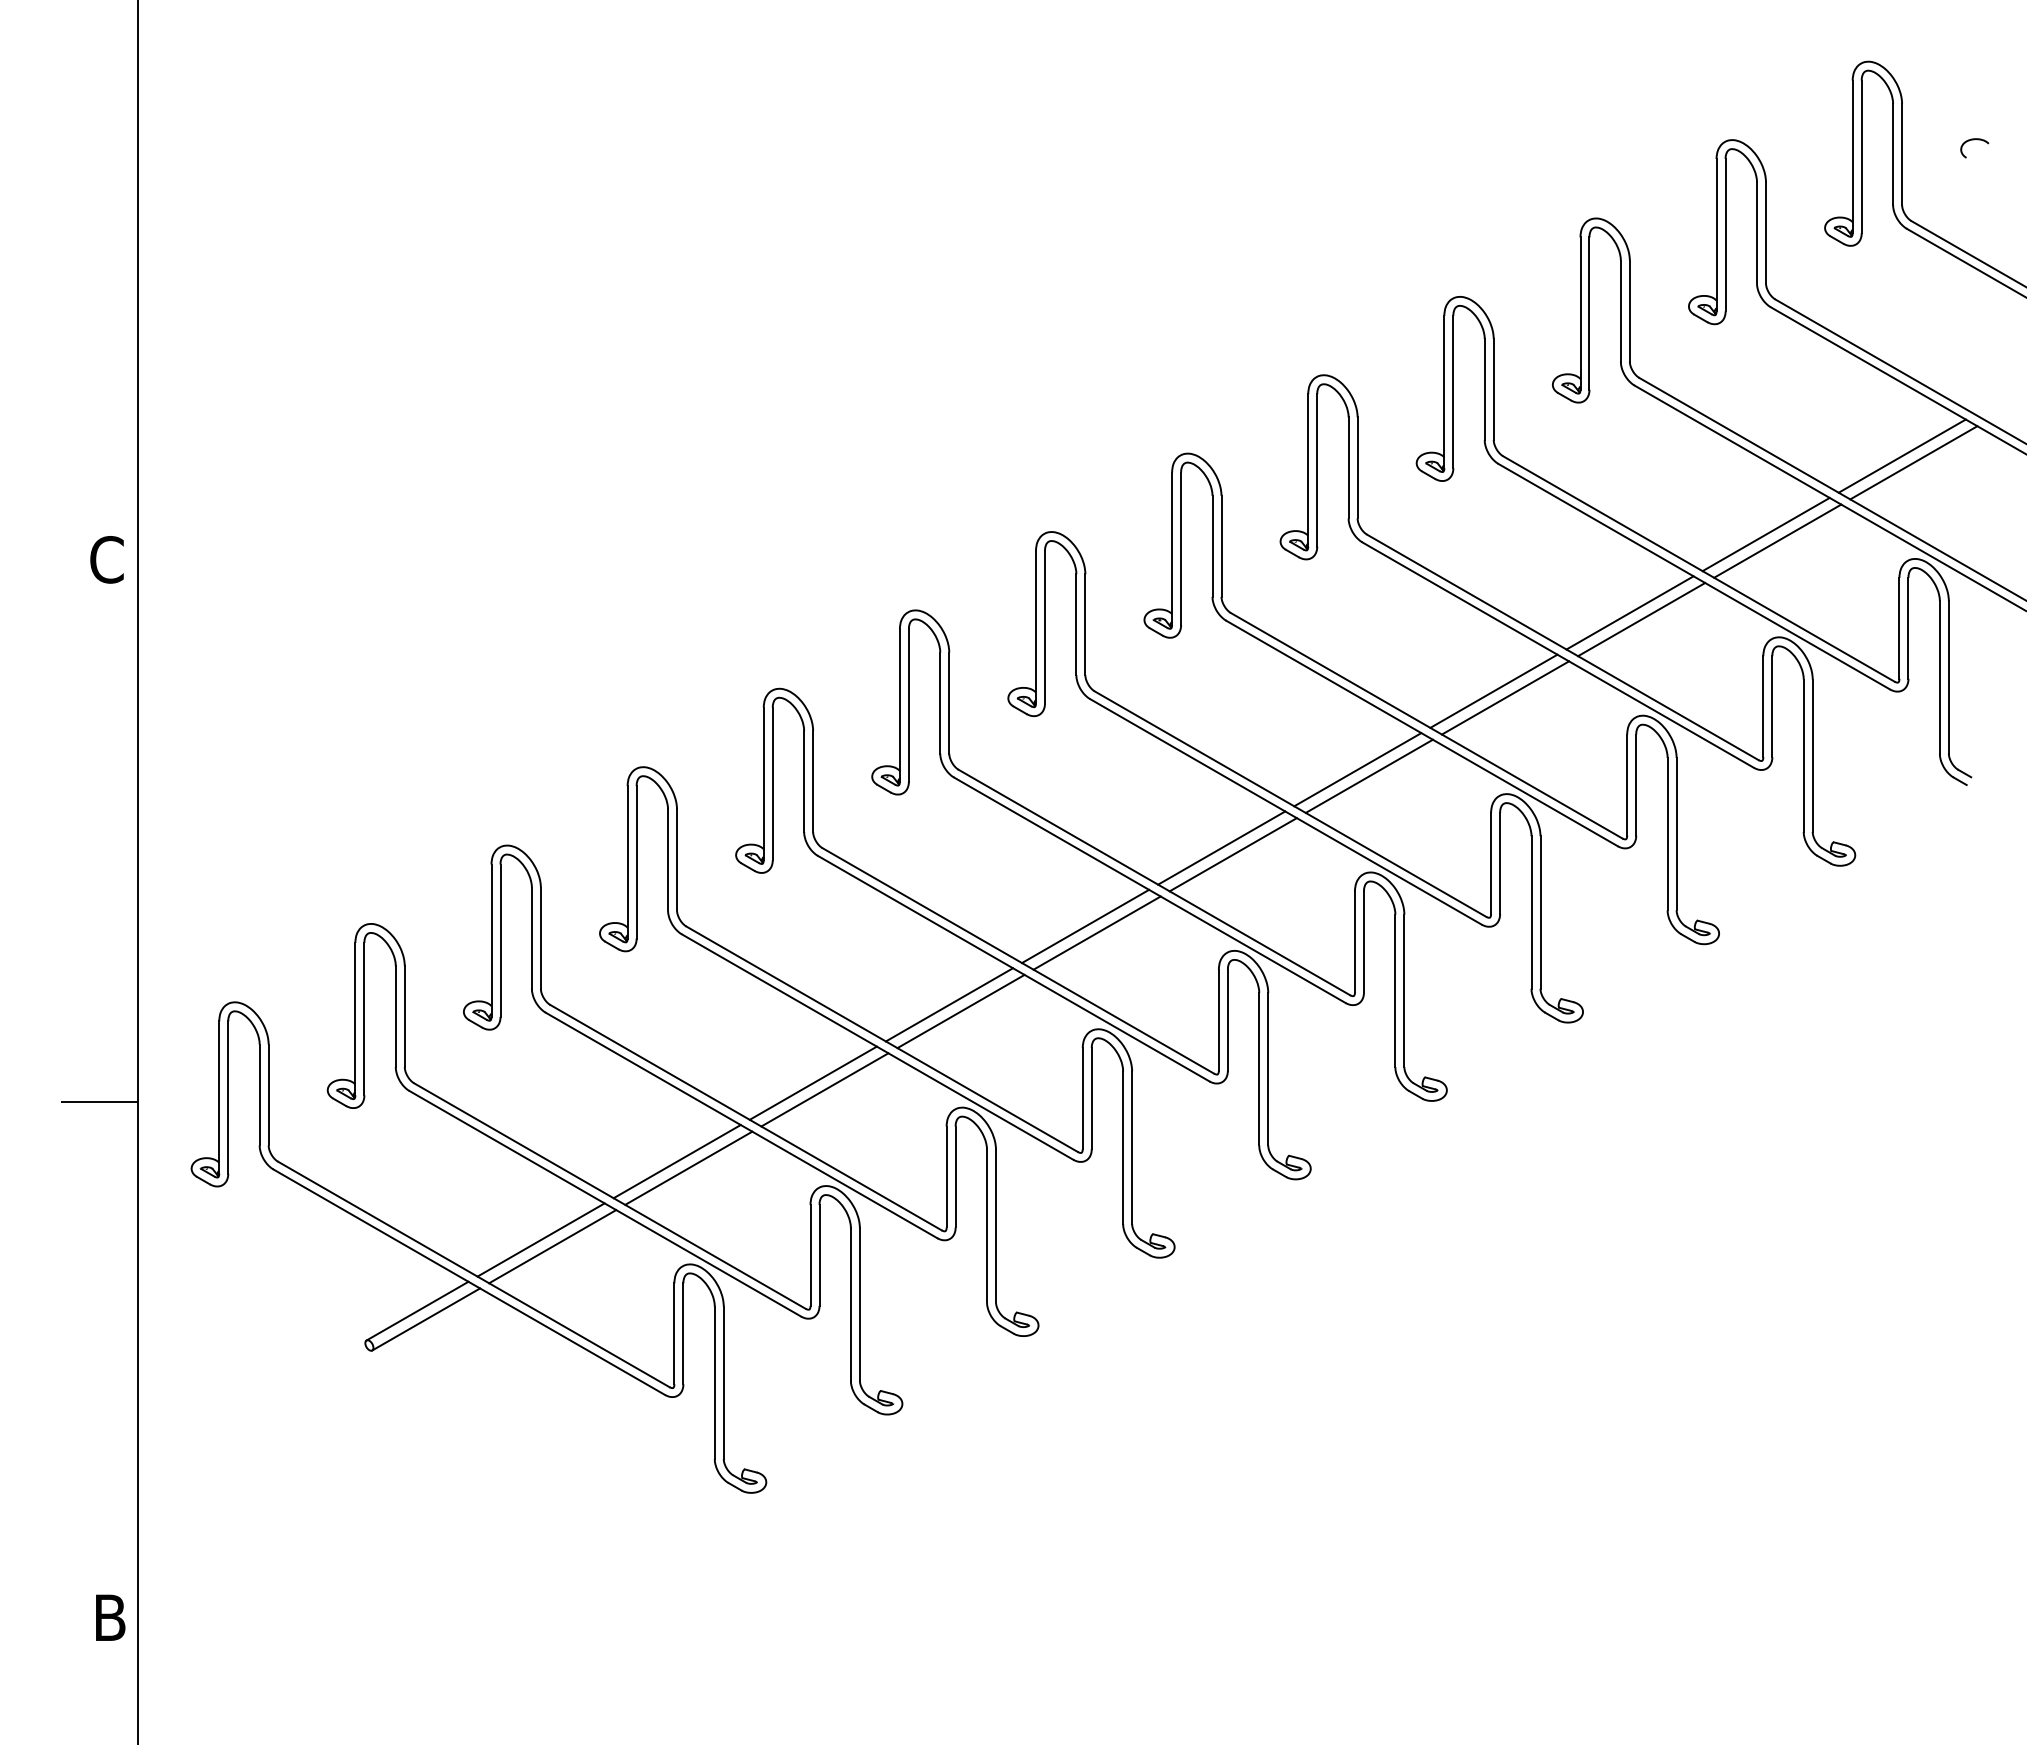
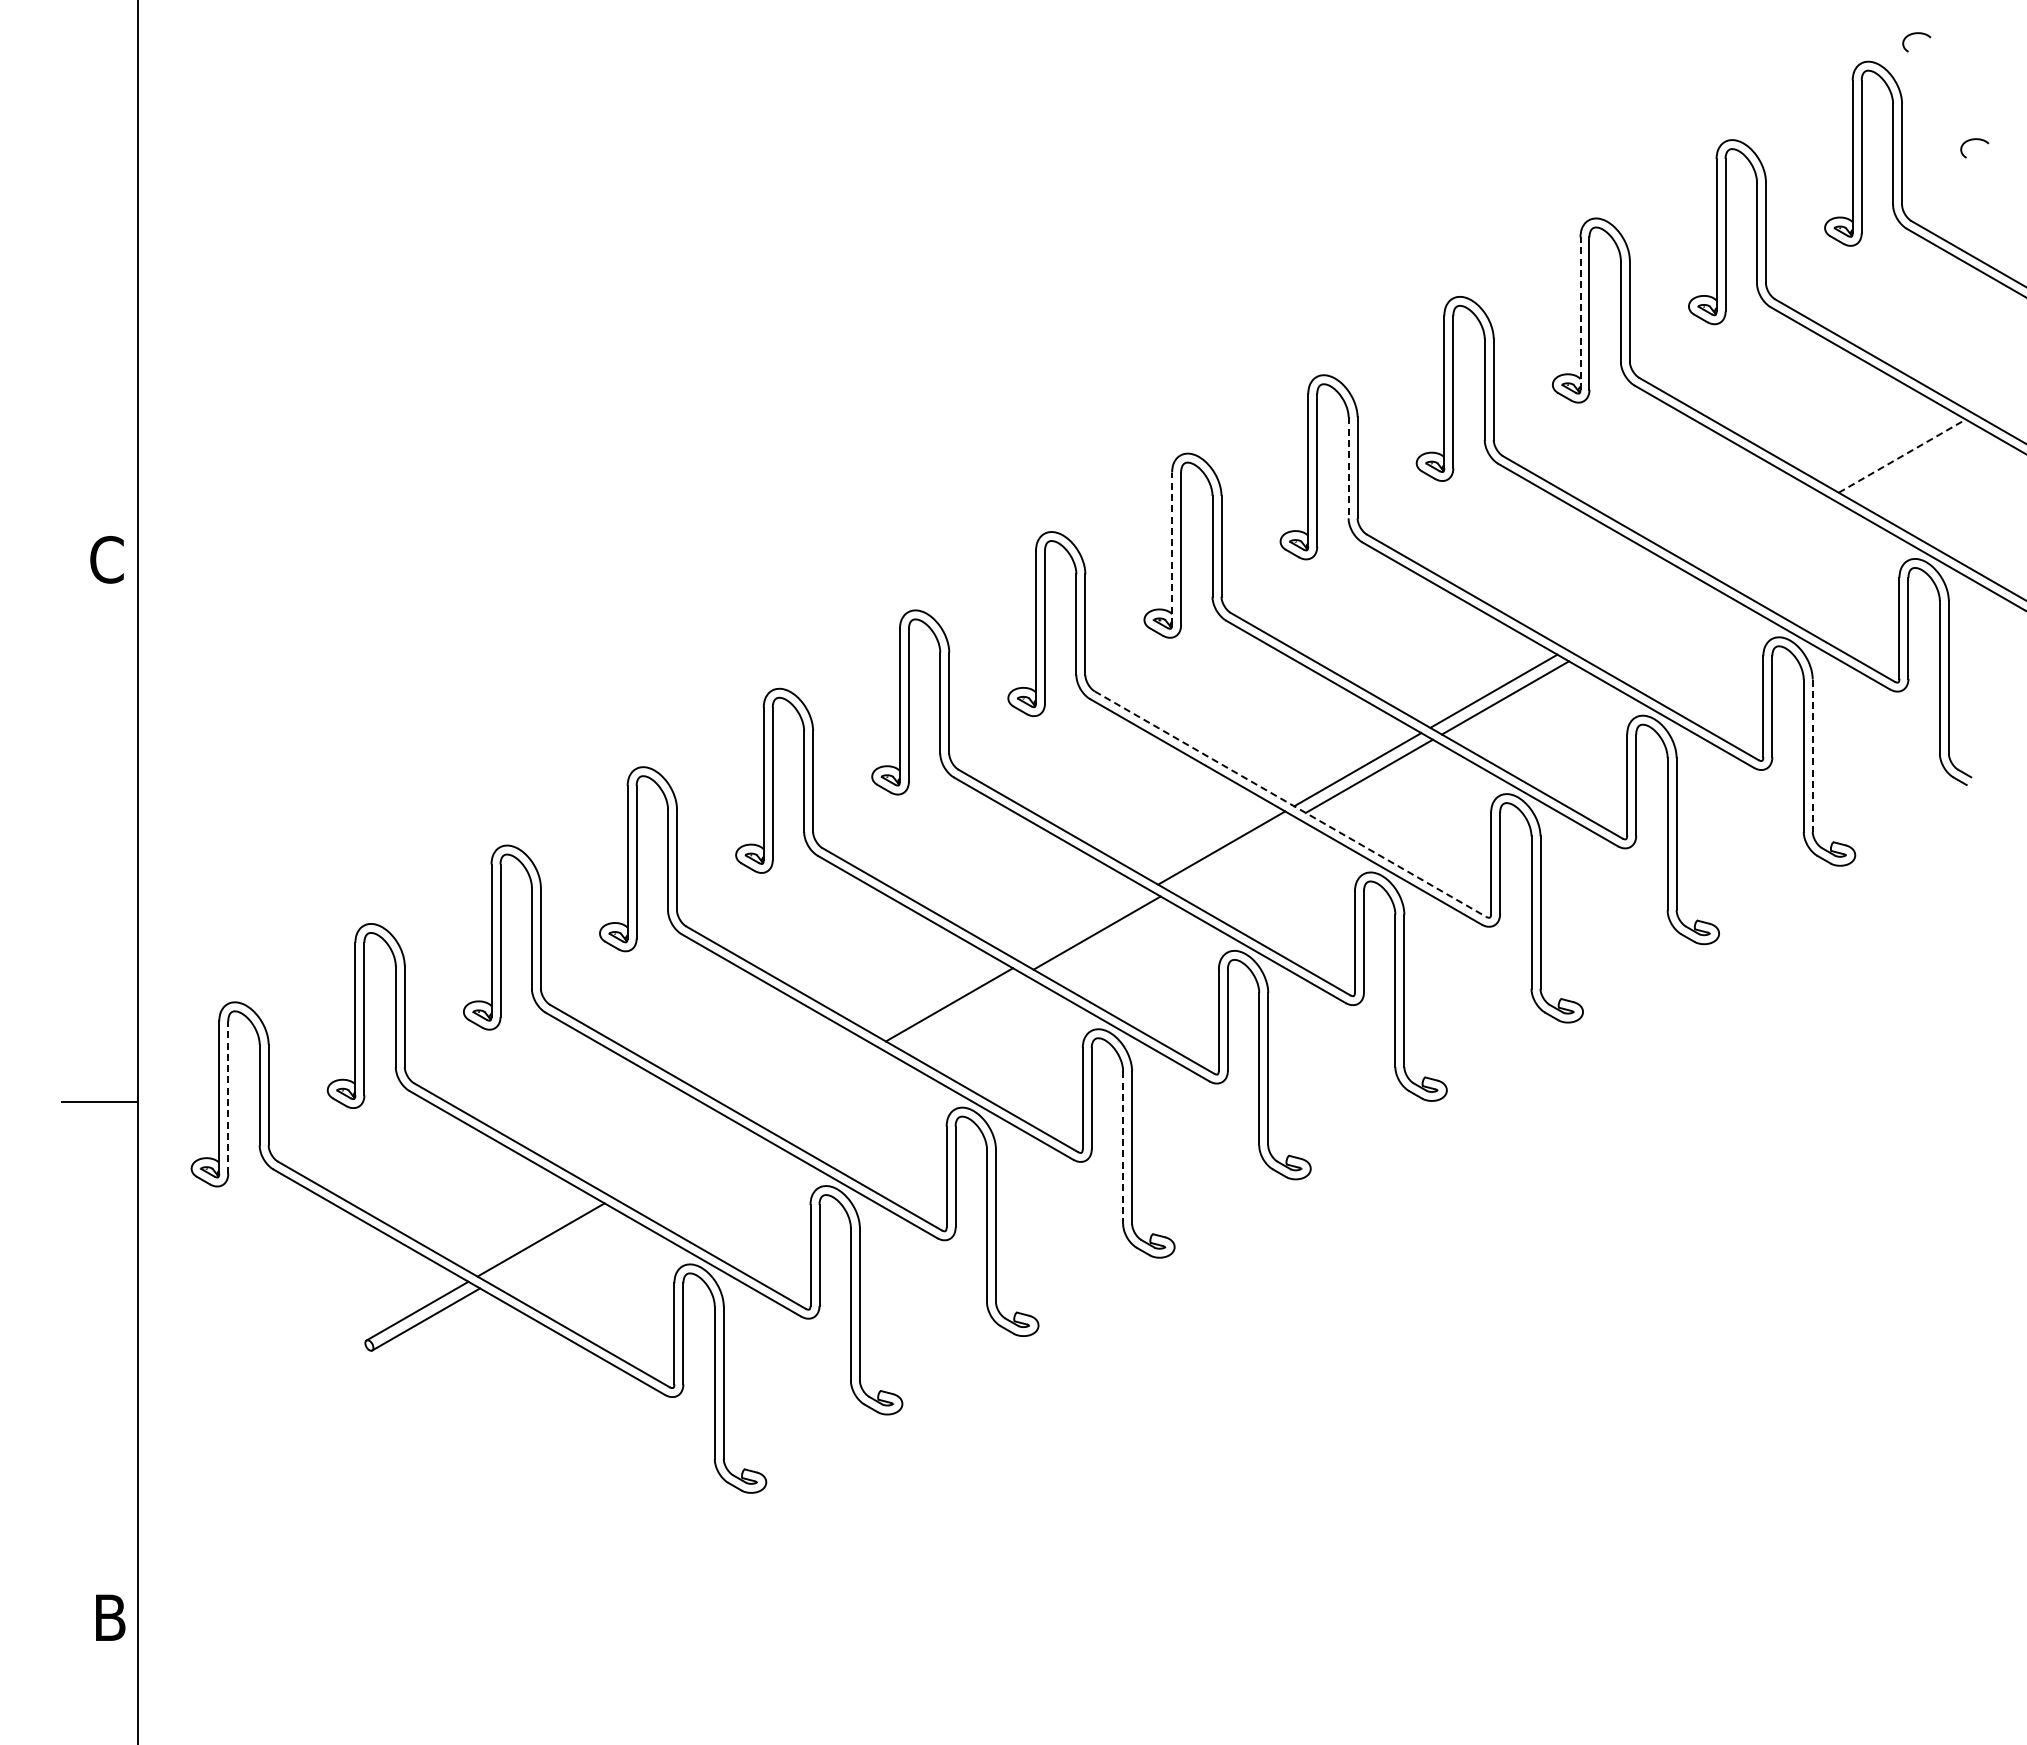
curve: none -> present (1916, 34)
line: solid -> dashed (1580, 313)
line: solid -> dashed (1902, 455)
line: present -> none (1913, 462)
line: solid -> dashed (1348, 468)
line: present -> none (1765, 534)
line: present -> none (1777, 540)
line: solid -> dashed (1172, 548)
line: present -> none (1629, 612)
line: present -> none (1641, 619)
line: solid -> dashed (1812, 756)
line: solid -> dashed (1290, 804)
line: present -> none (1232, 854)
line: present -> none (1085, 926)
line: present -> none (960, 1011)
line: present -> none (812, 1082)
line: present -> none (824, 1089)
line: solid -> dashed (228, 1096)
line: solid -> dashed (1123, 1148)
line: present -> none (676, 1161)
line: present -> none (688, 1167)
line: present -> none (552, 1246)
